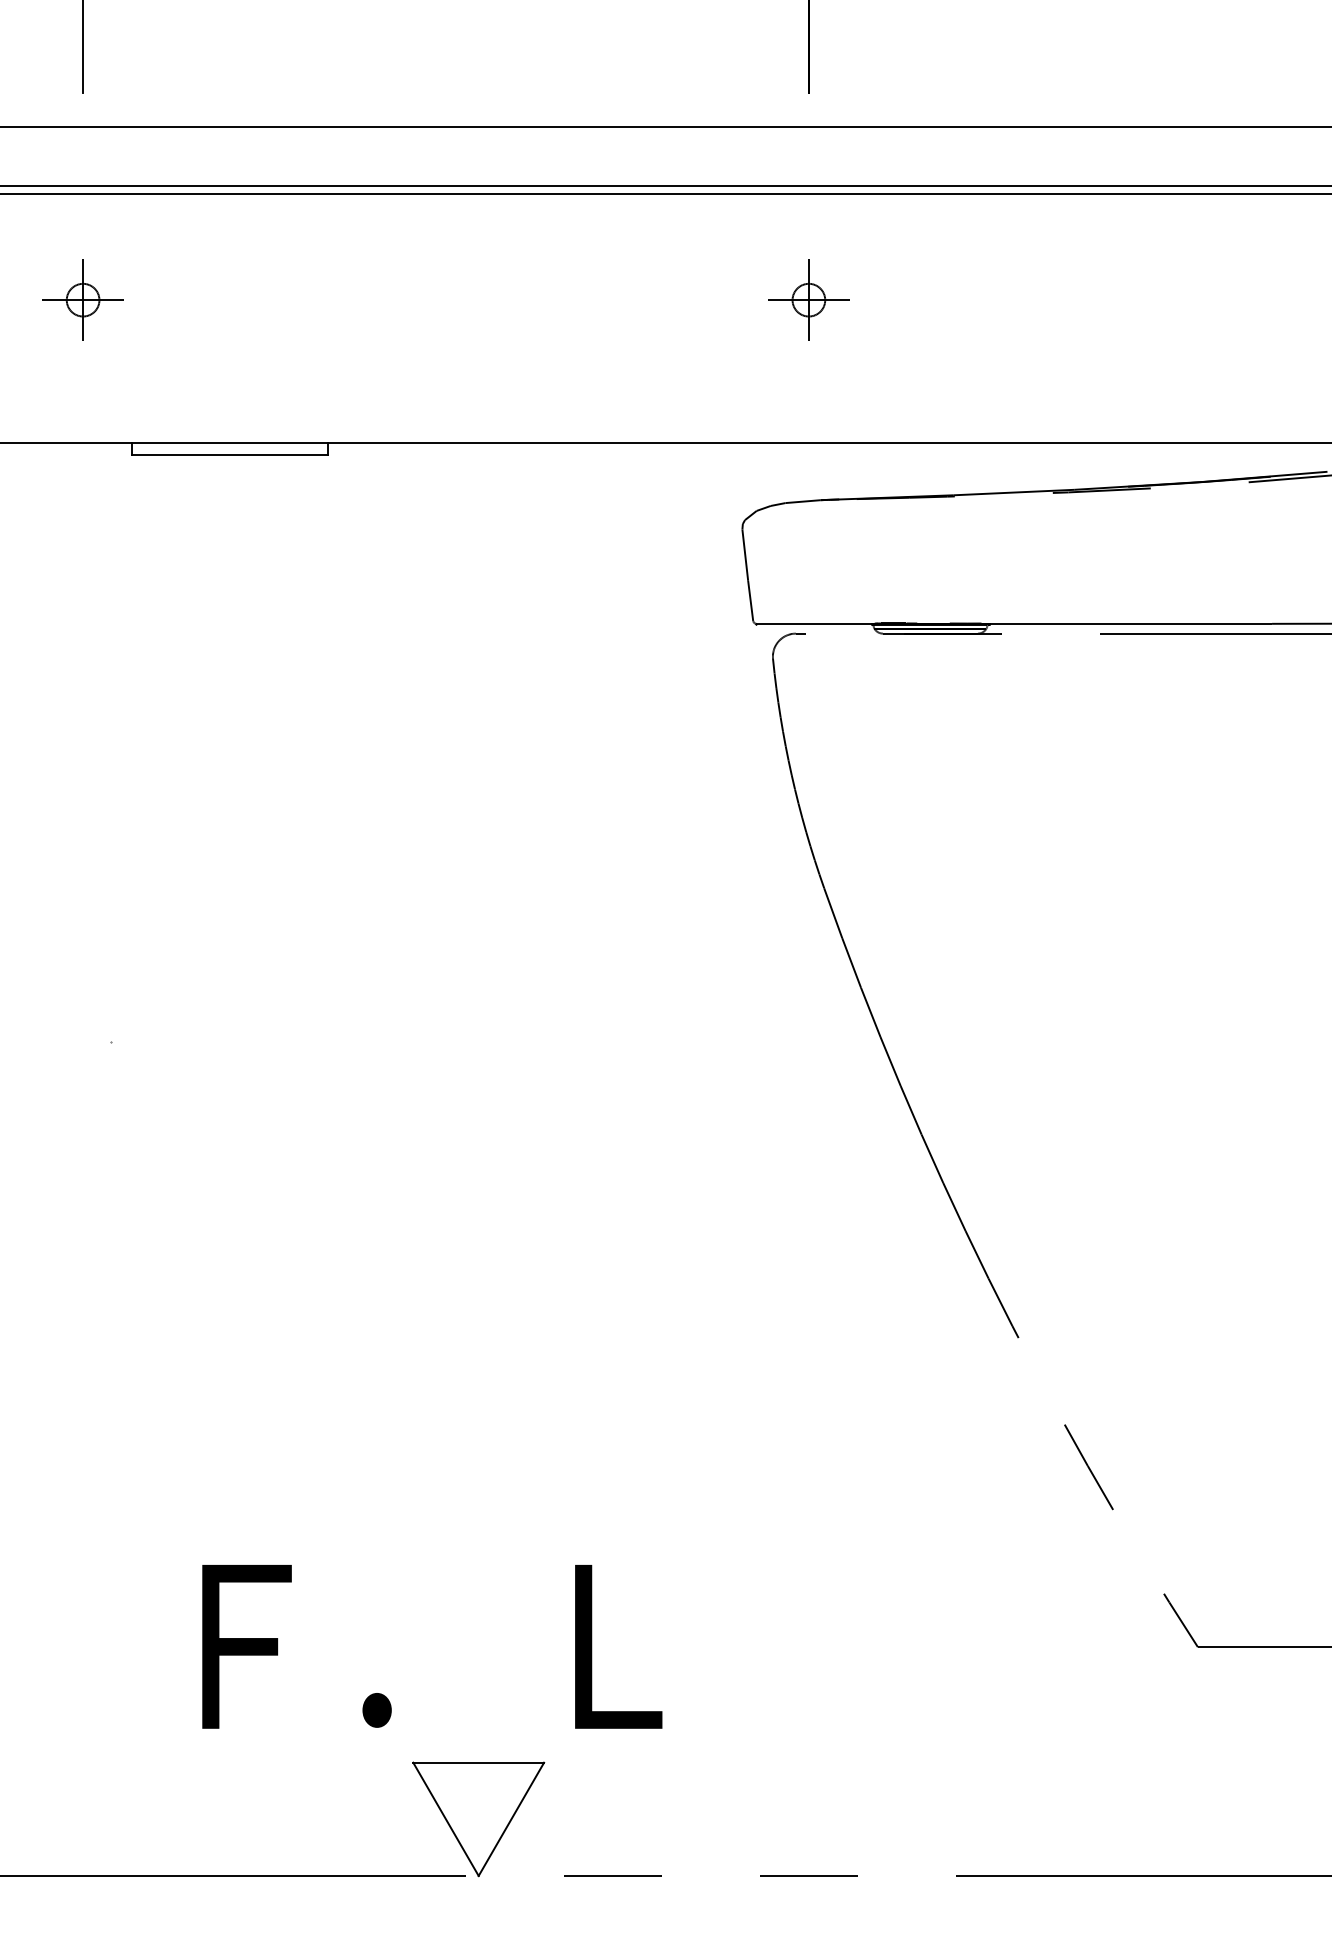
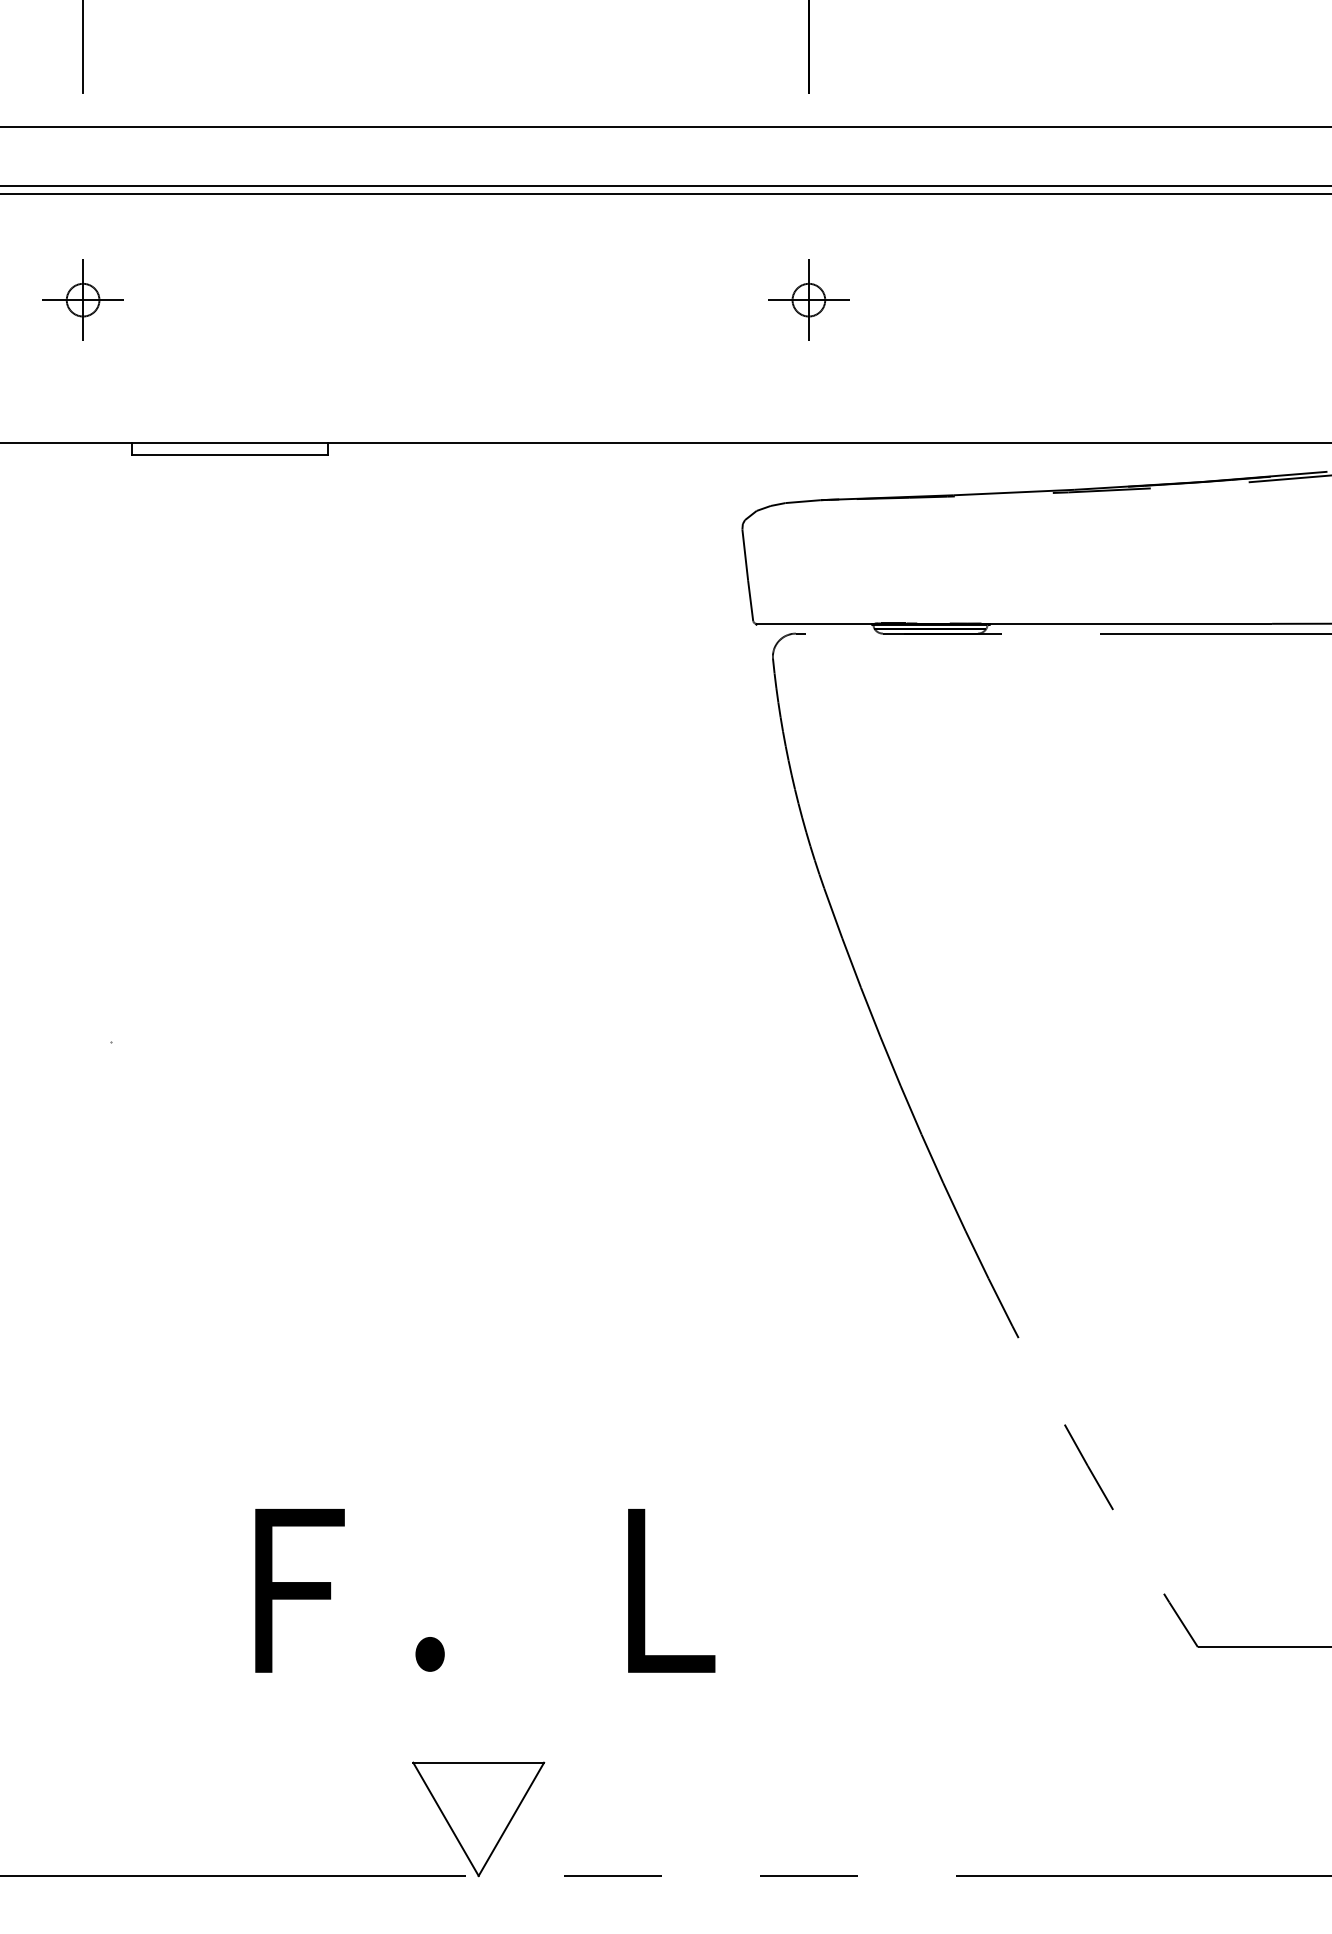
text position: (432, 1646) -> (485, 1590) (485, 1590)
